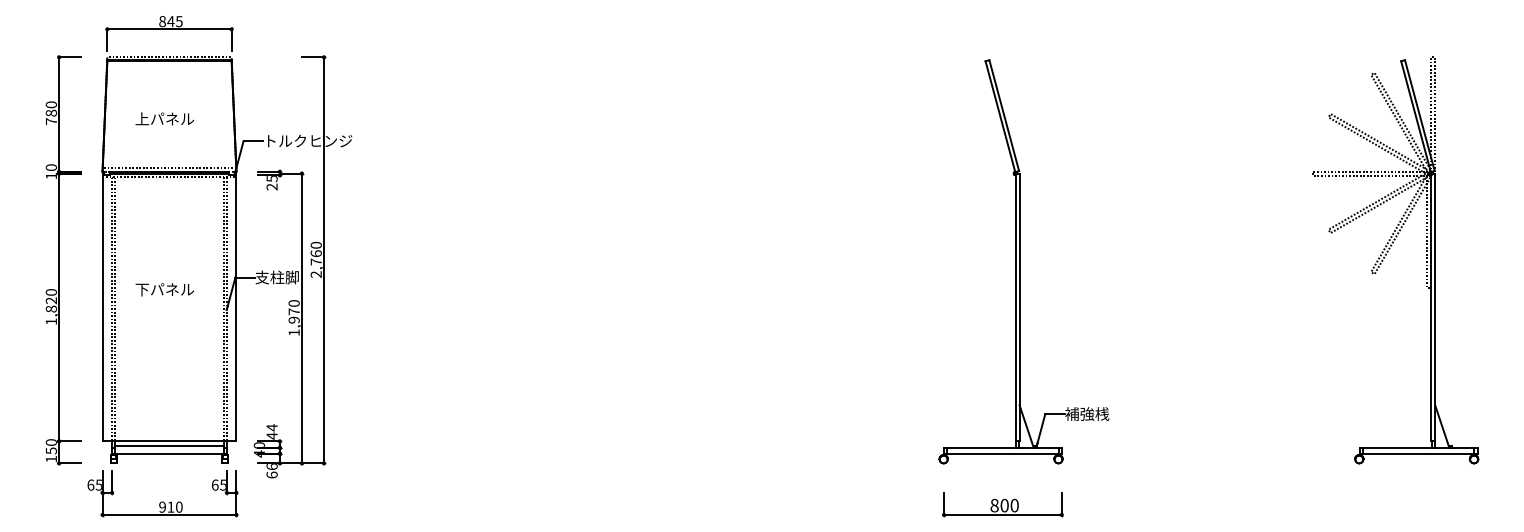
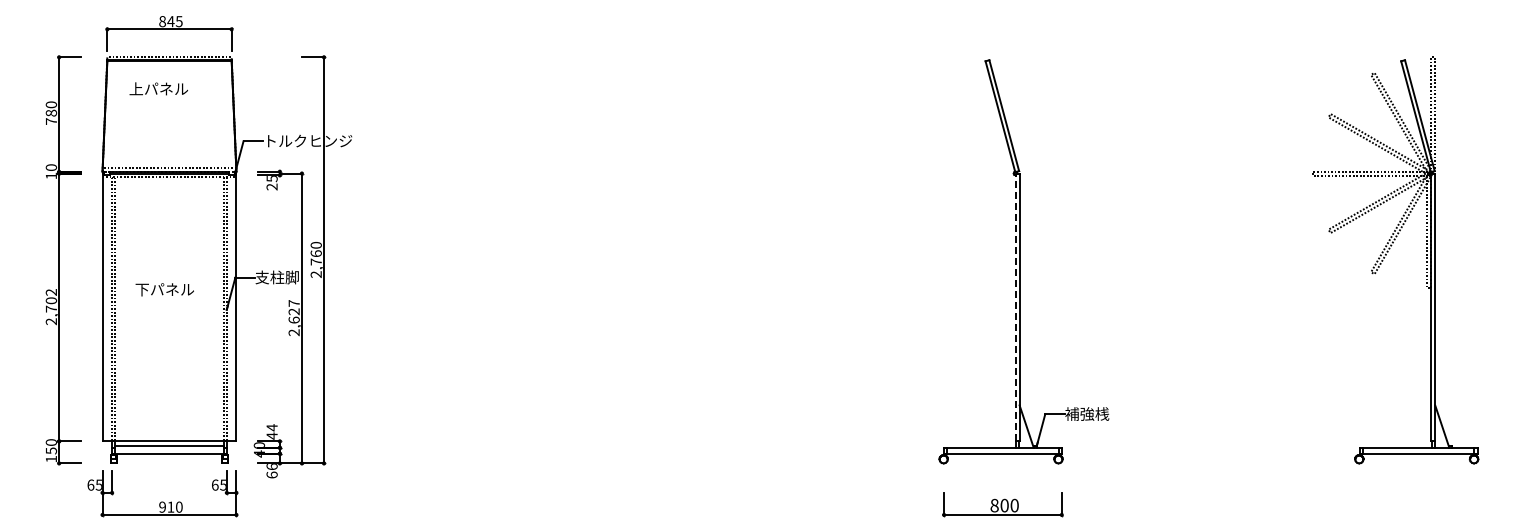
text position: (164, 118) -> (158, 88) (158, 88)
text: 1,820 -> 2,702 (51, 307)
line: solid -> dashed (1015, 307)
text: 1,970 -> 2,627 (293, 318)
